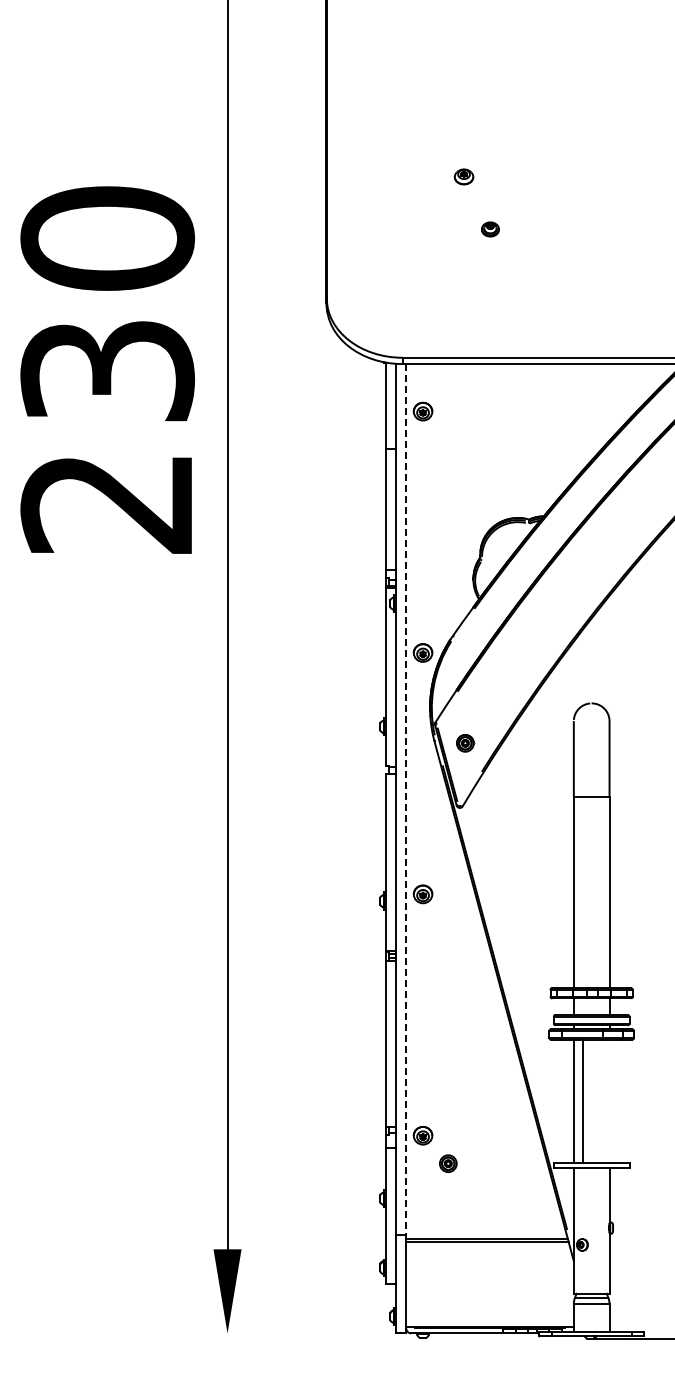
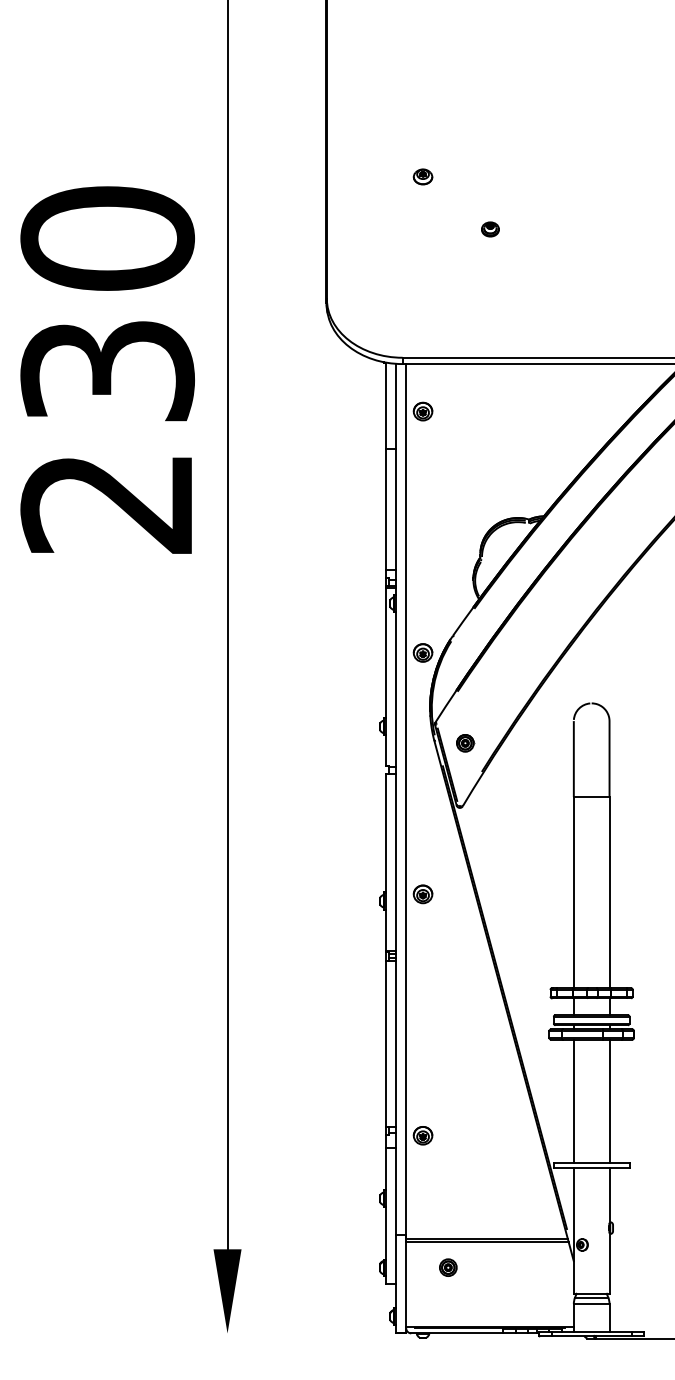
part position: (463, 176) -> (422, 176) (422, 176)
line: dashed -> solid (406, 800)
line position: (582, 1101) -> (609, 1101) (609, 1101)
part position: (448, 1163) -> (448, 1267) (448, 1267)
